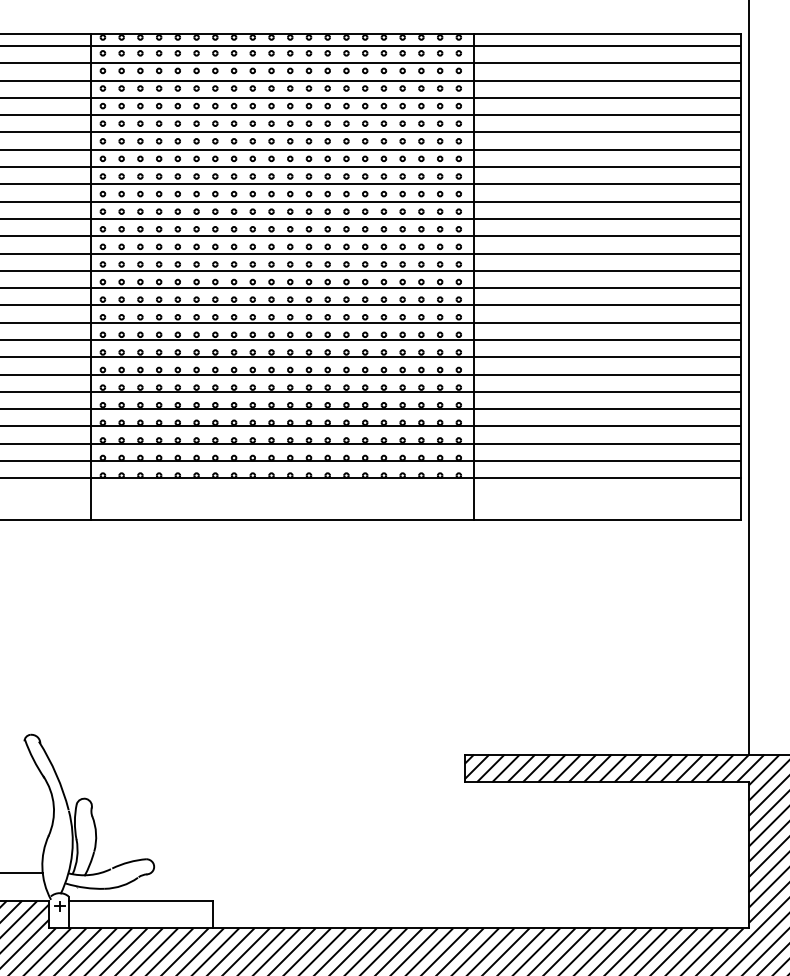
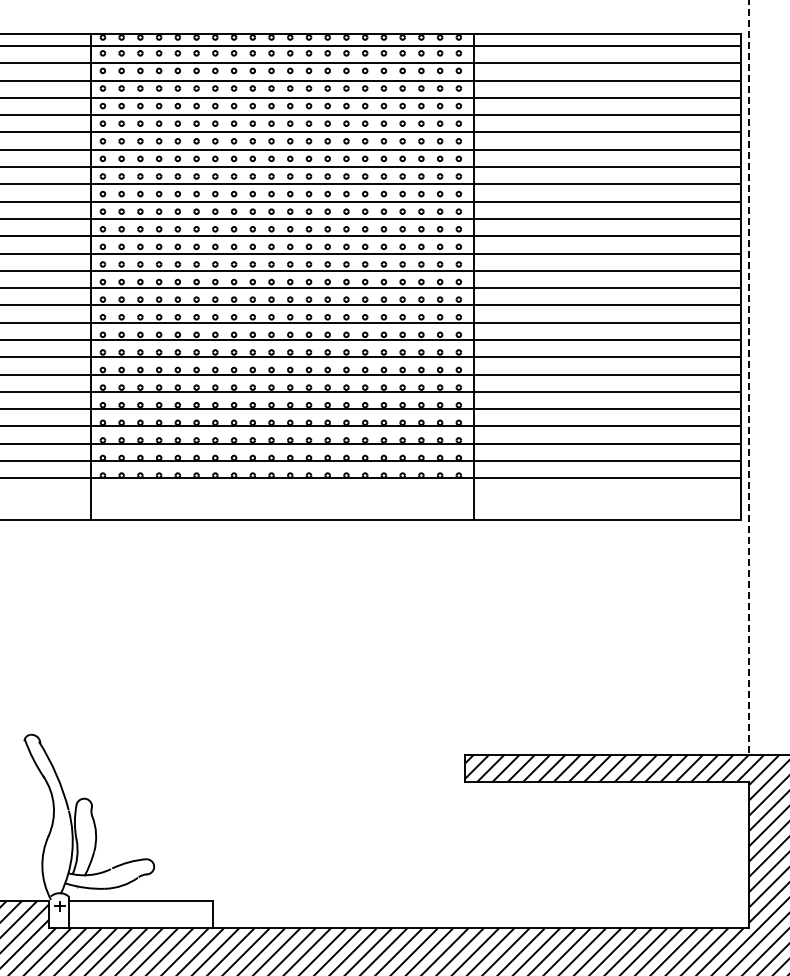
line: solid -> dashed (748, 377)
line: present -> none (22, 873)
